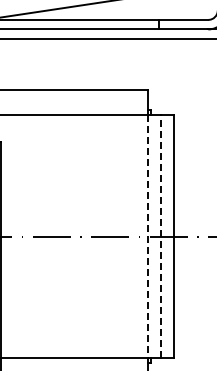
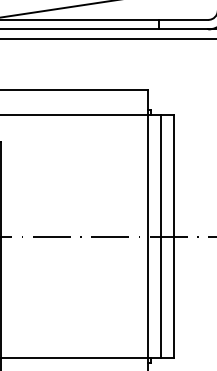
line: dashed -> solid (148, 236)
line: dashed -> solid (160, 236)
